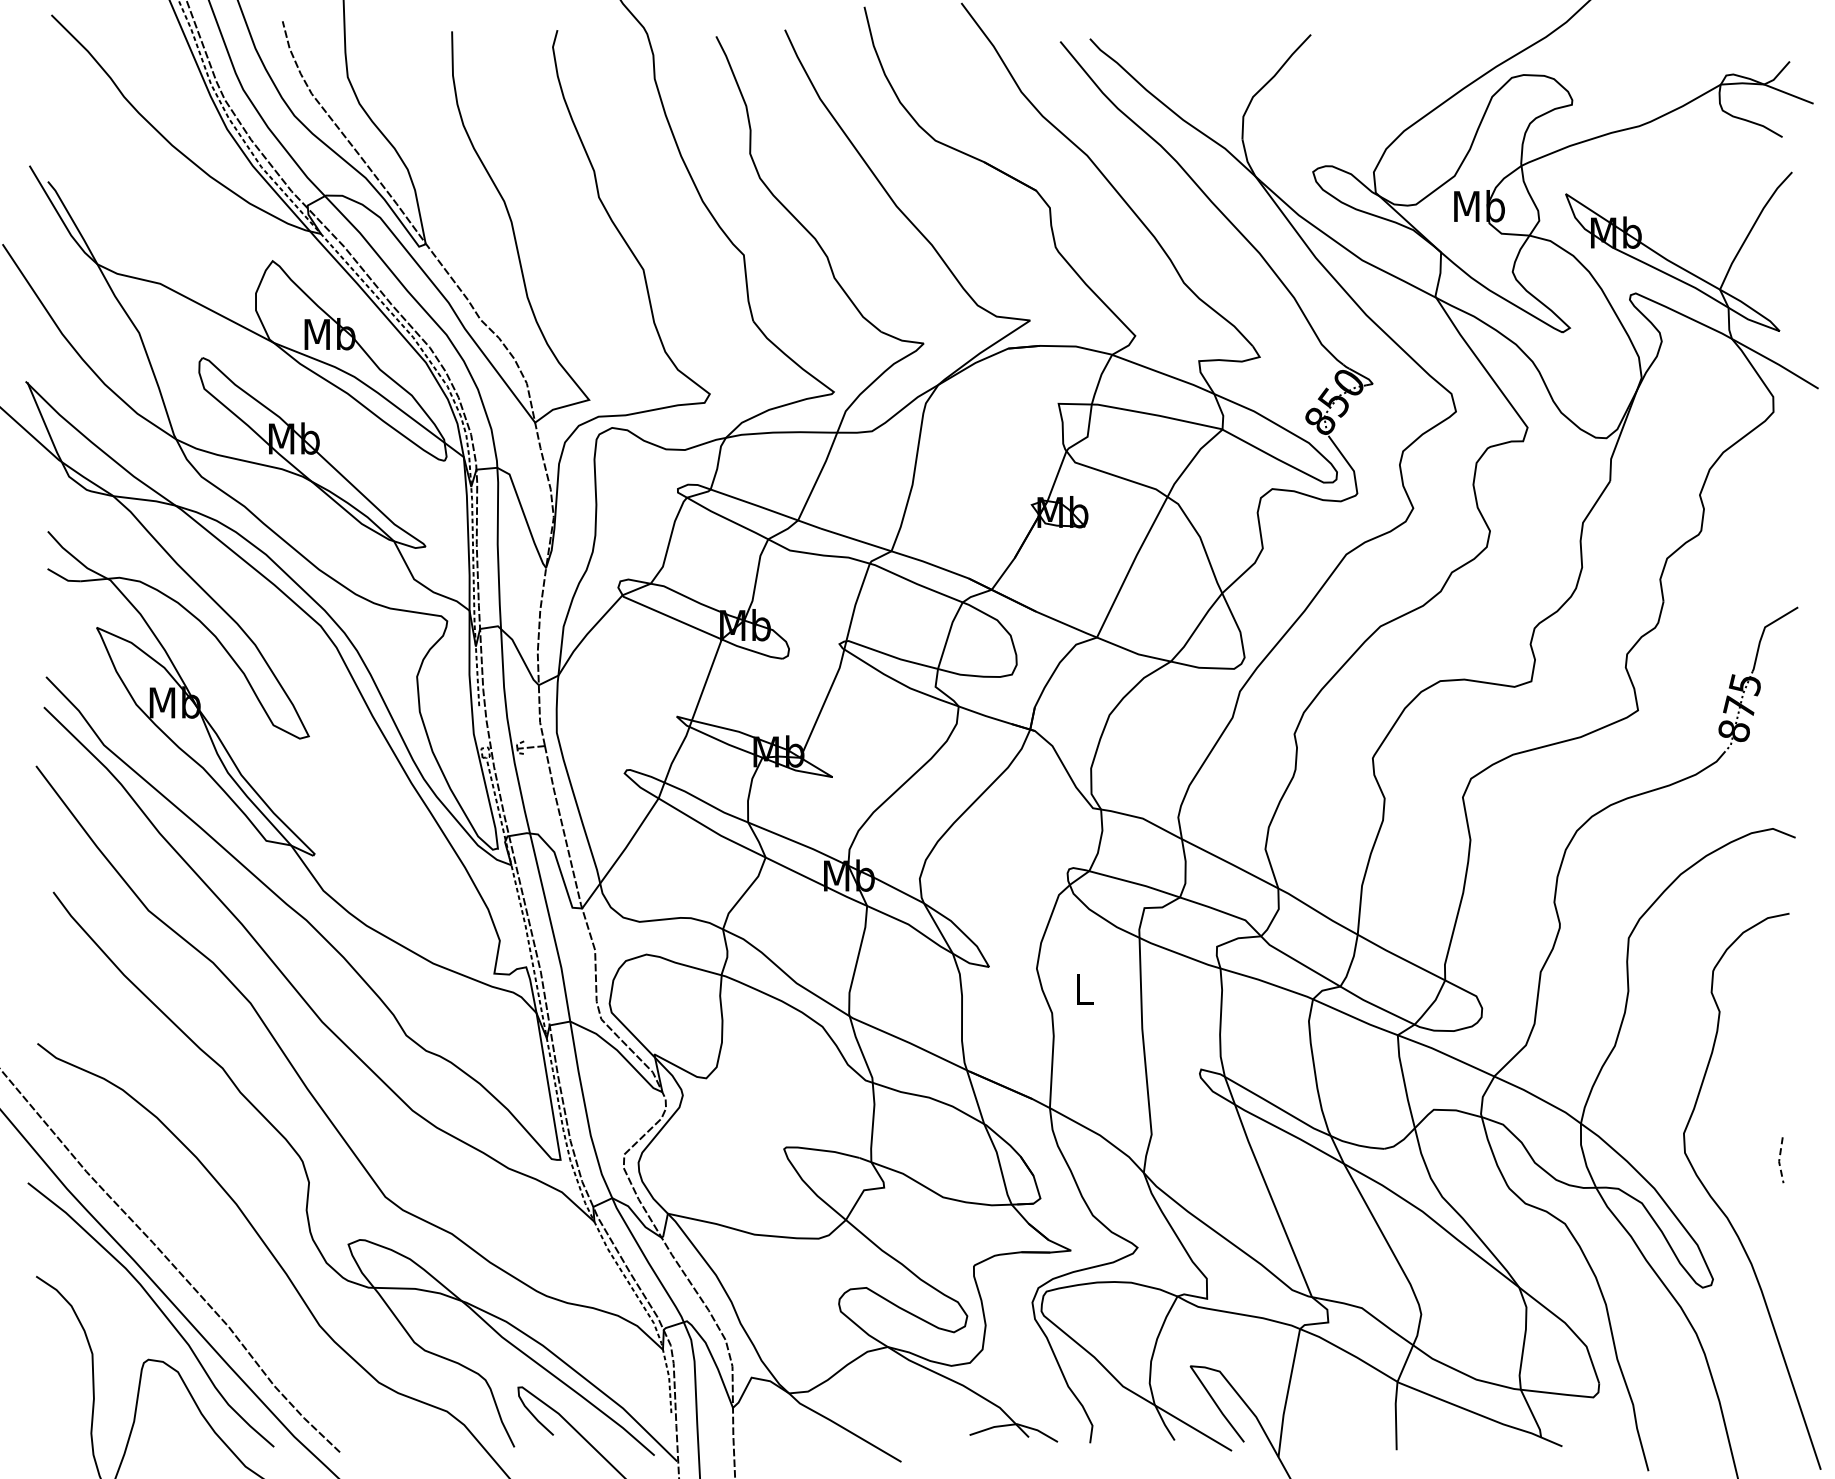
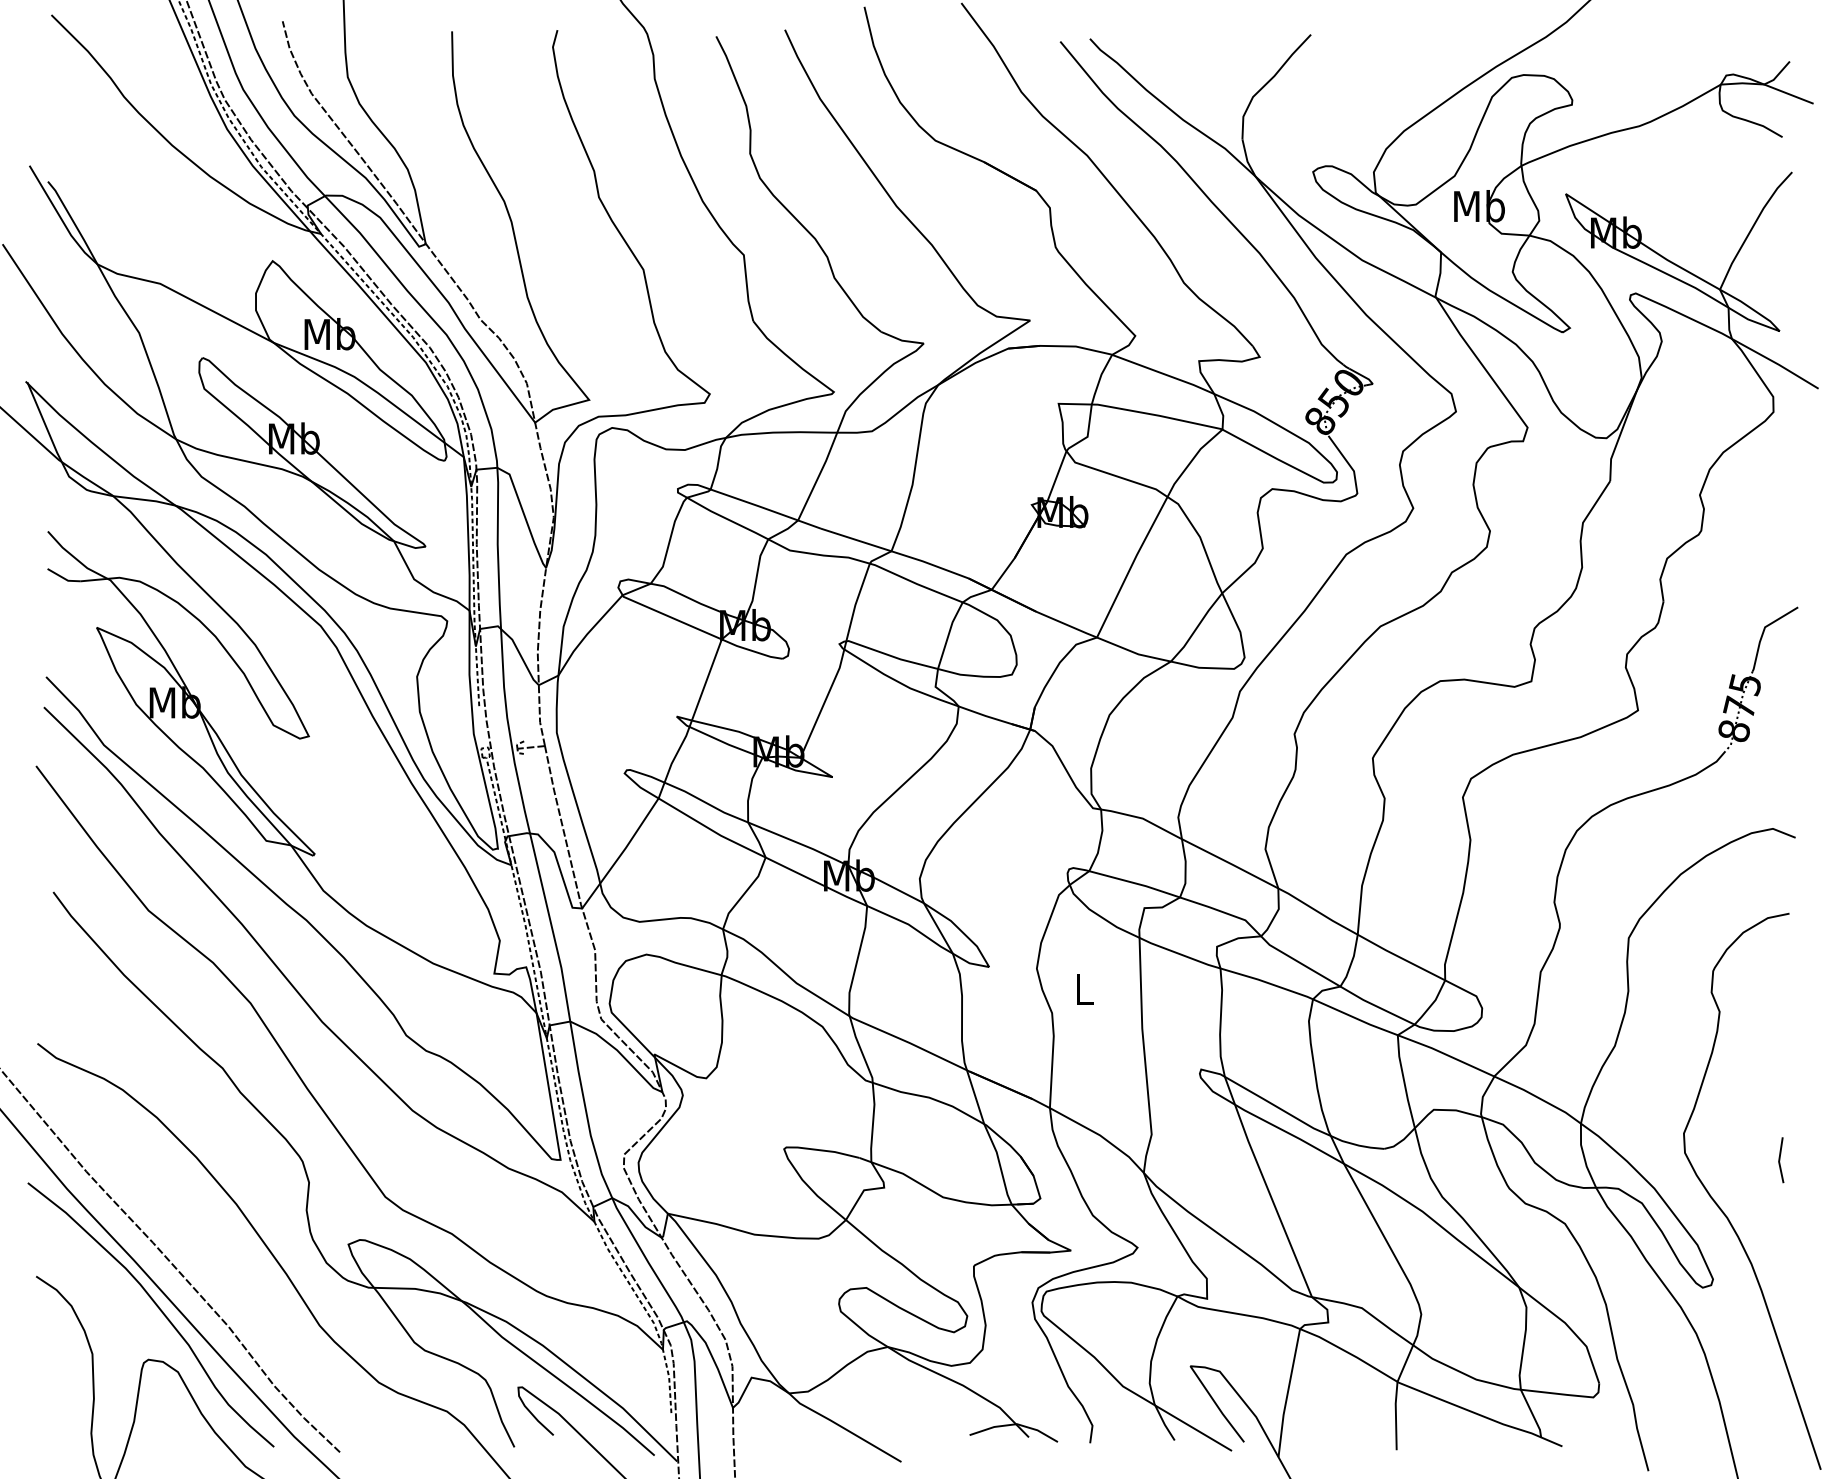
line: dashed -> solid (1779, 1160)
